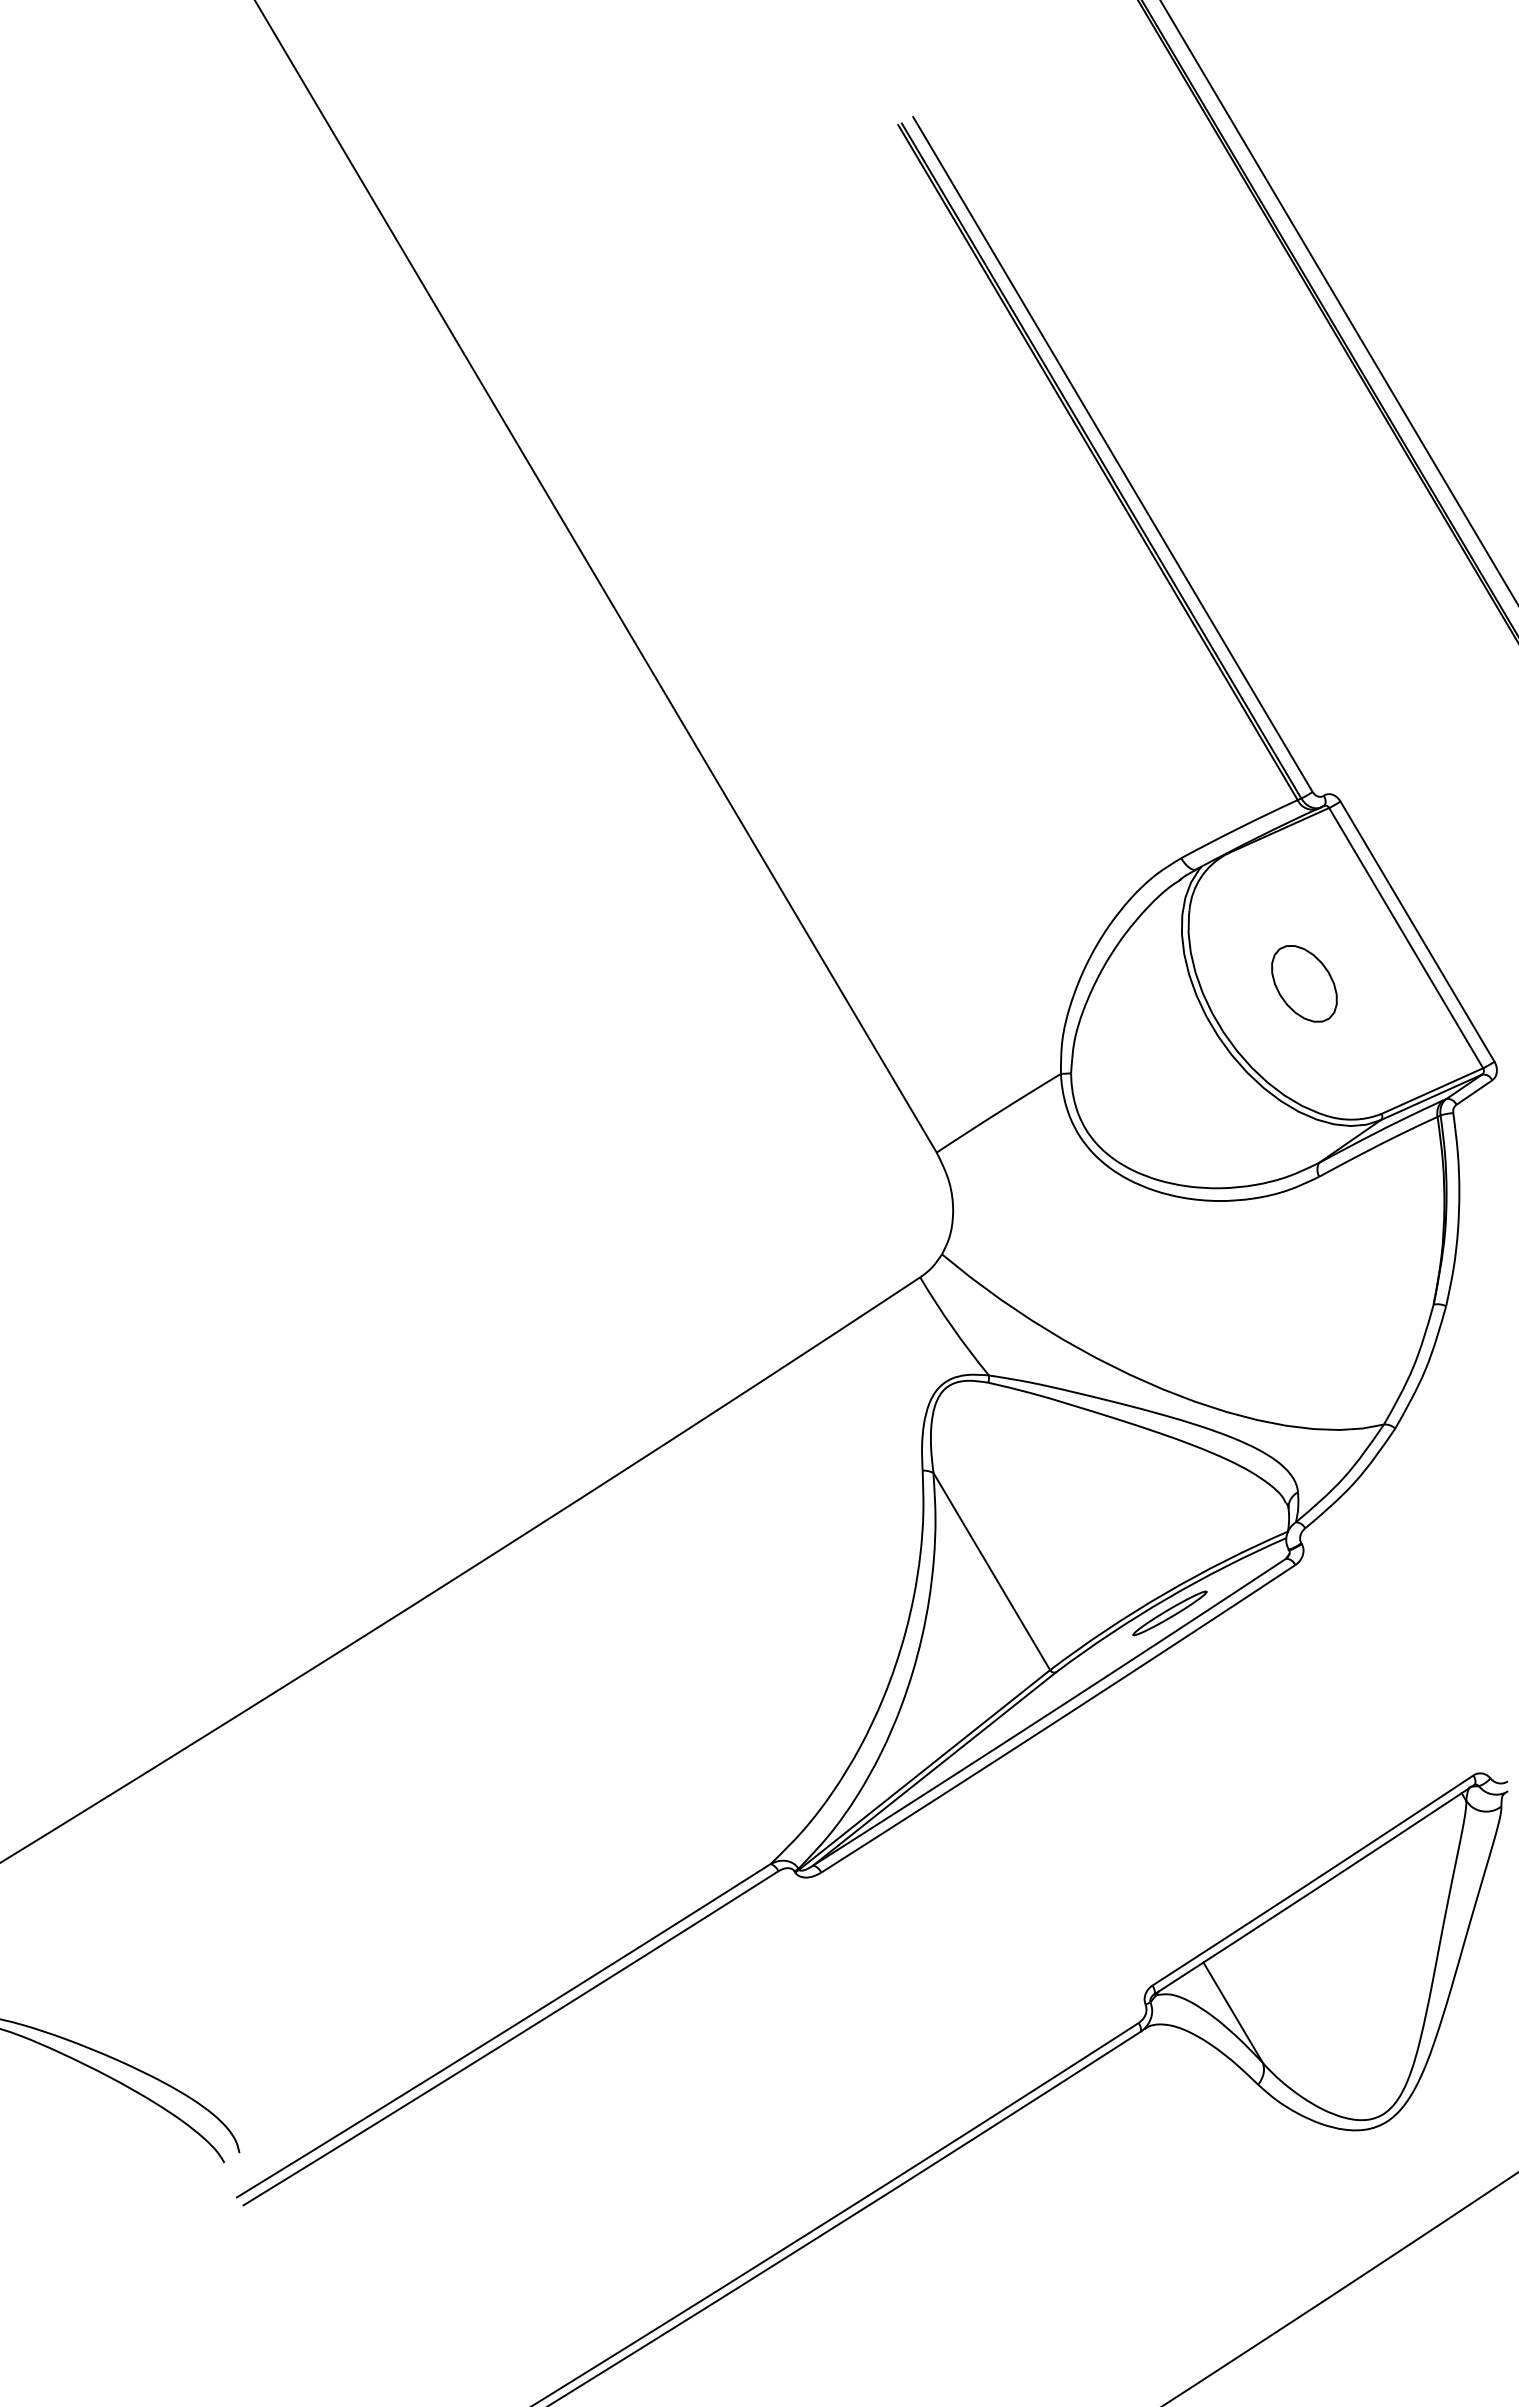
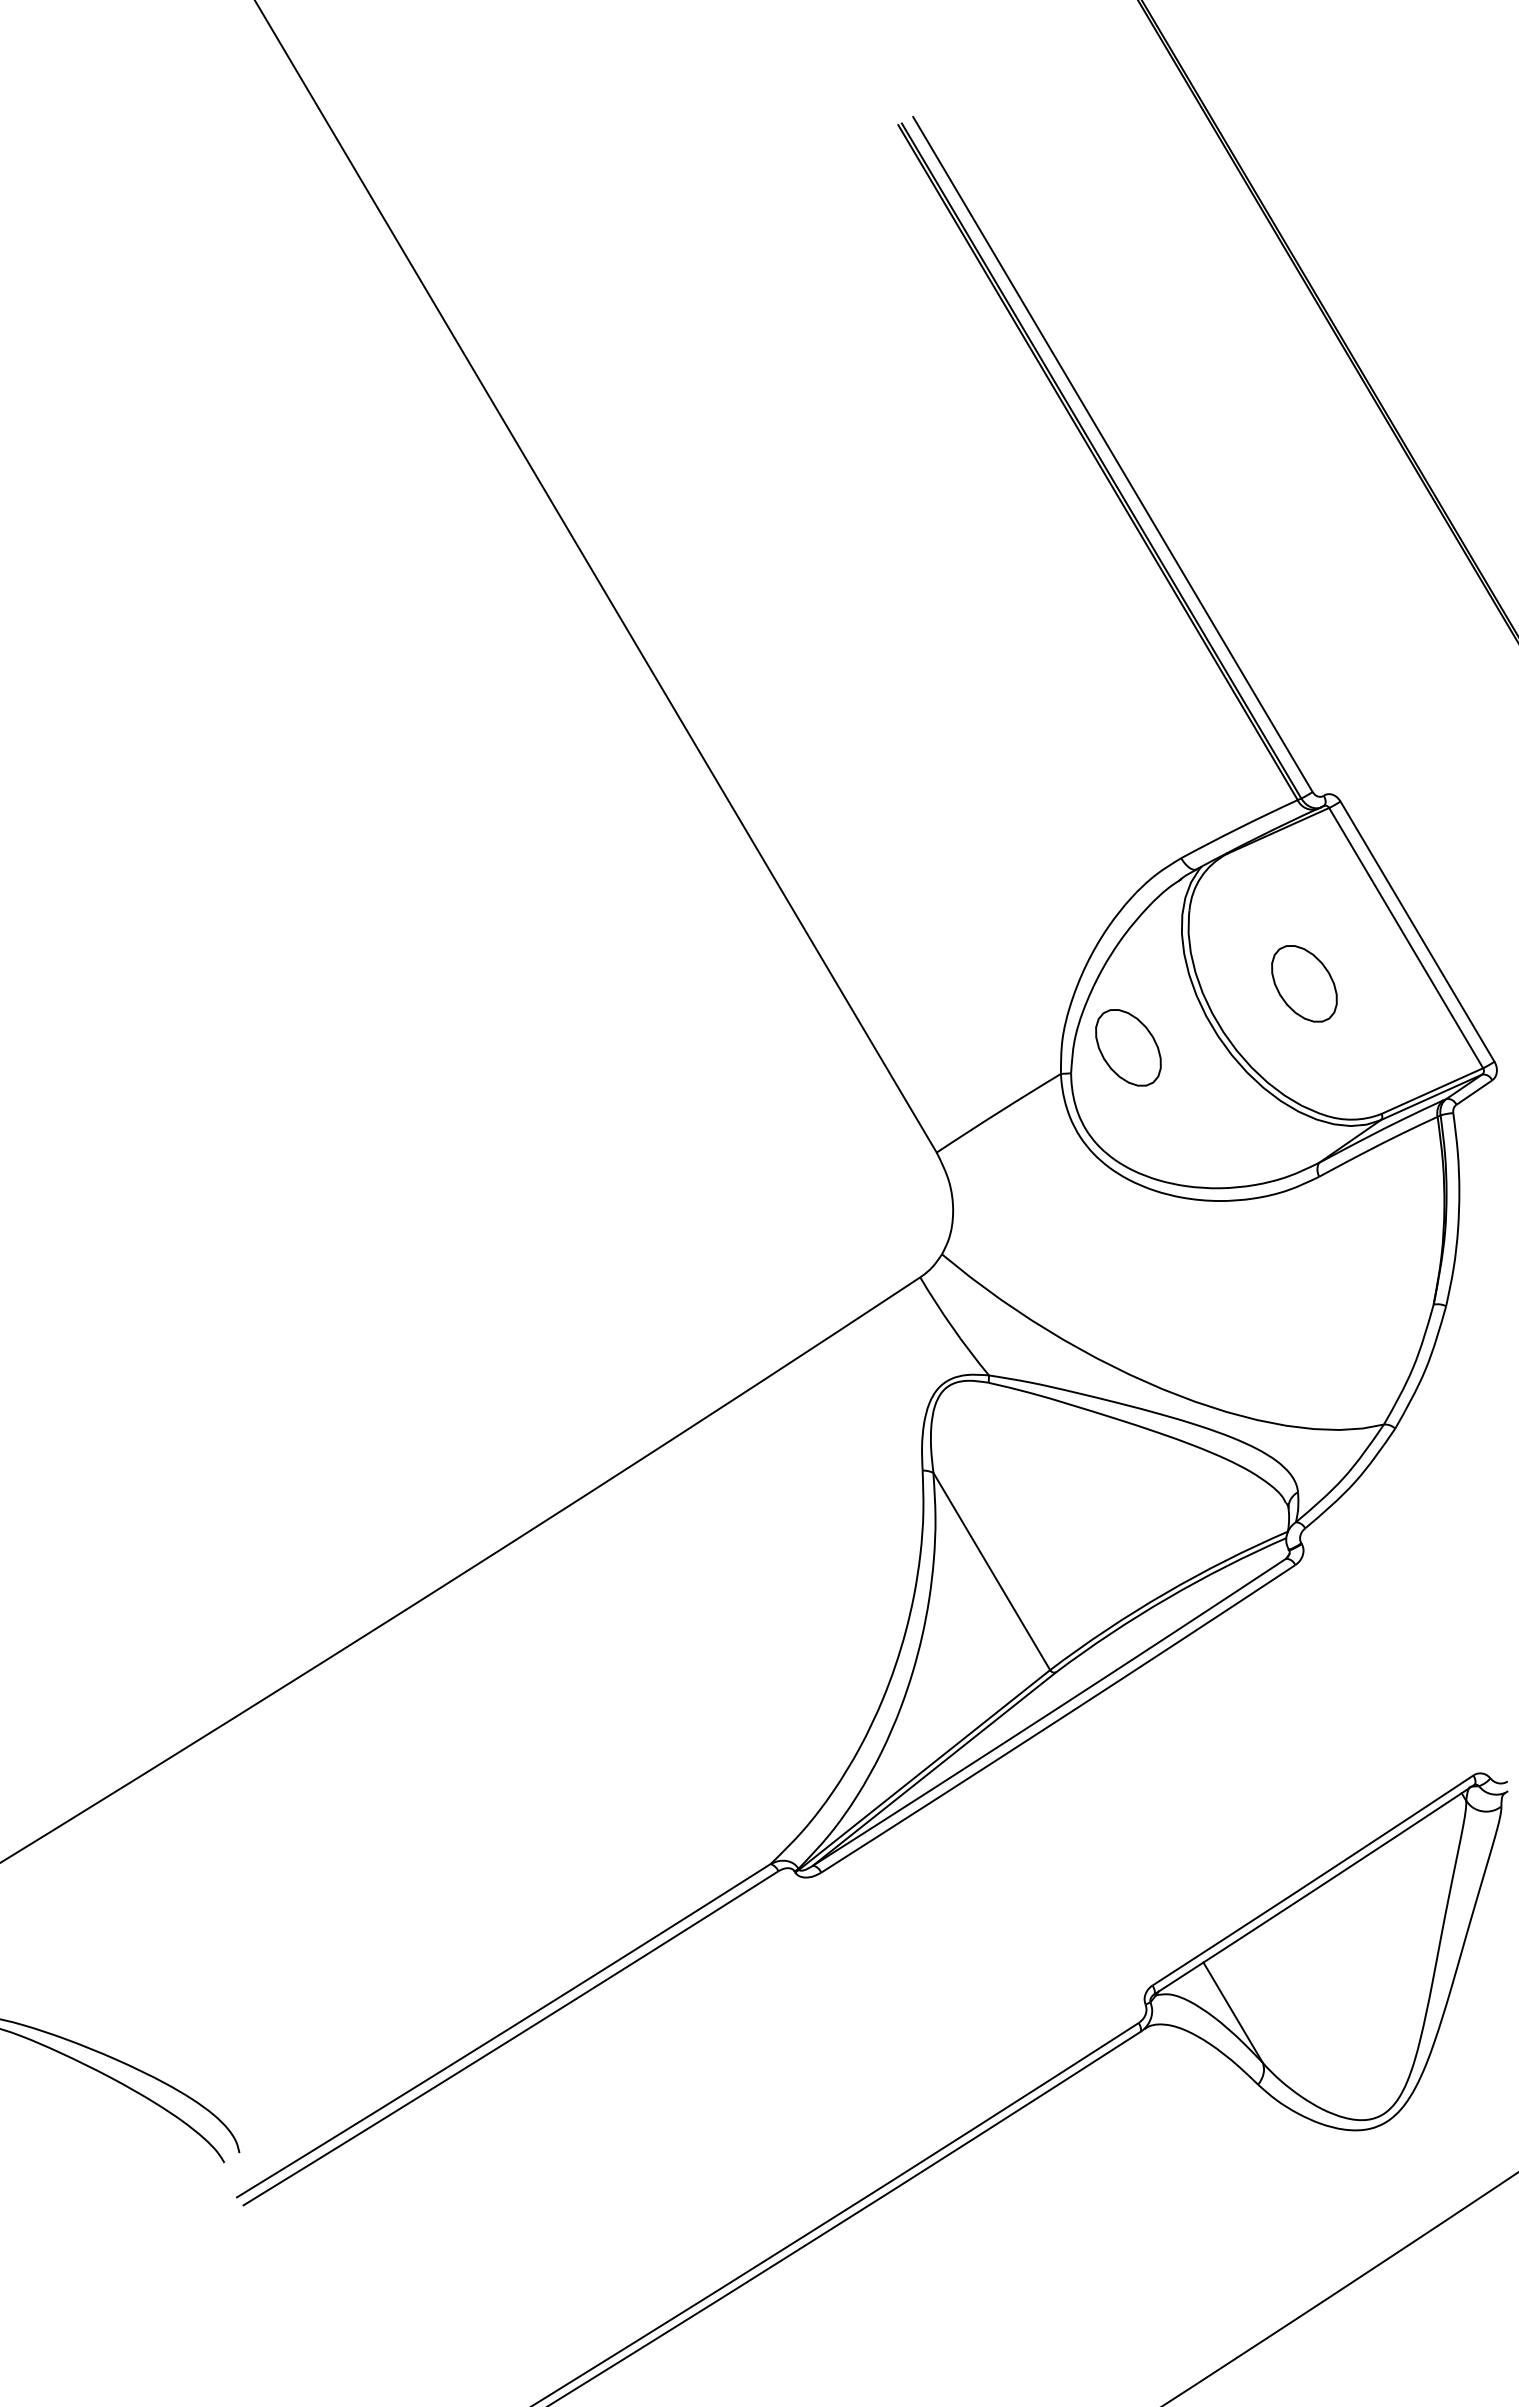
line: present -> none (1338, 301)
part: none -> present (1128, 1047)
part: present -> none (1169, 1613)
